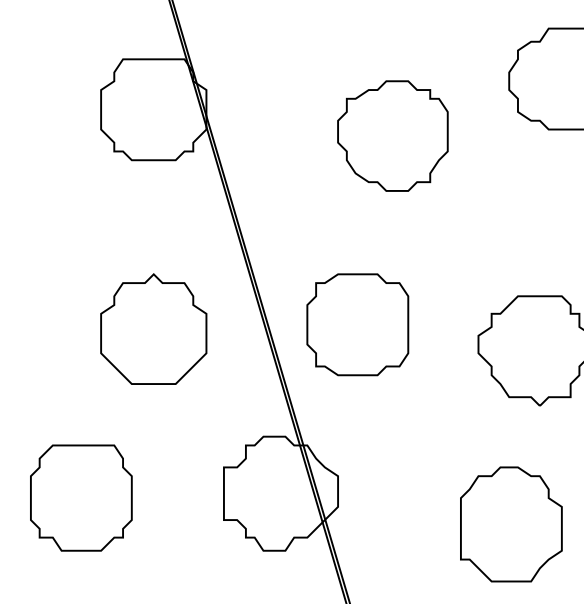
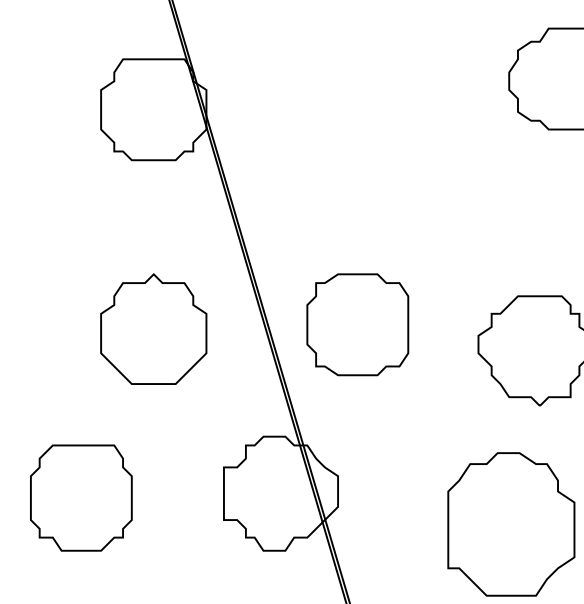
part: present -> none (392, 135)
part size: 103x117 px -> 129x145 px (511, 524)
